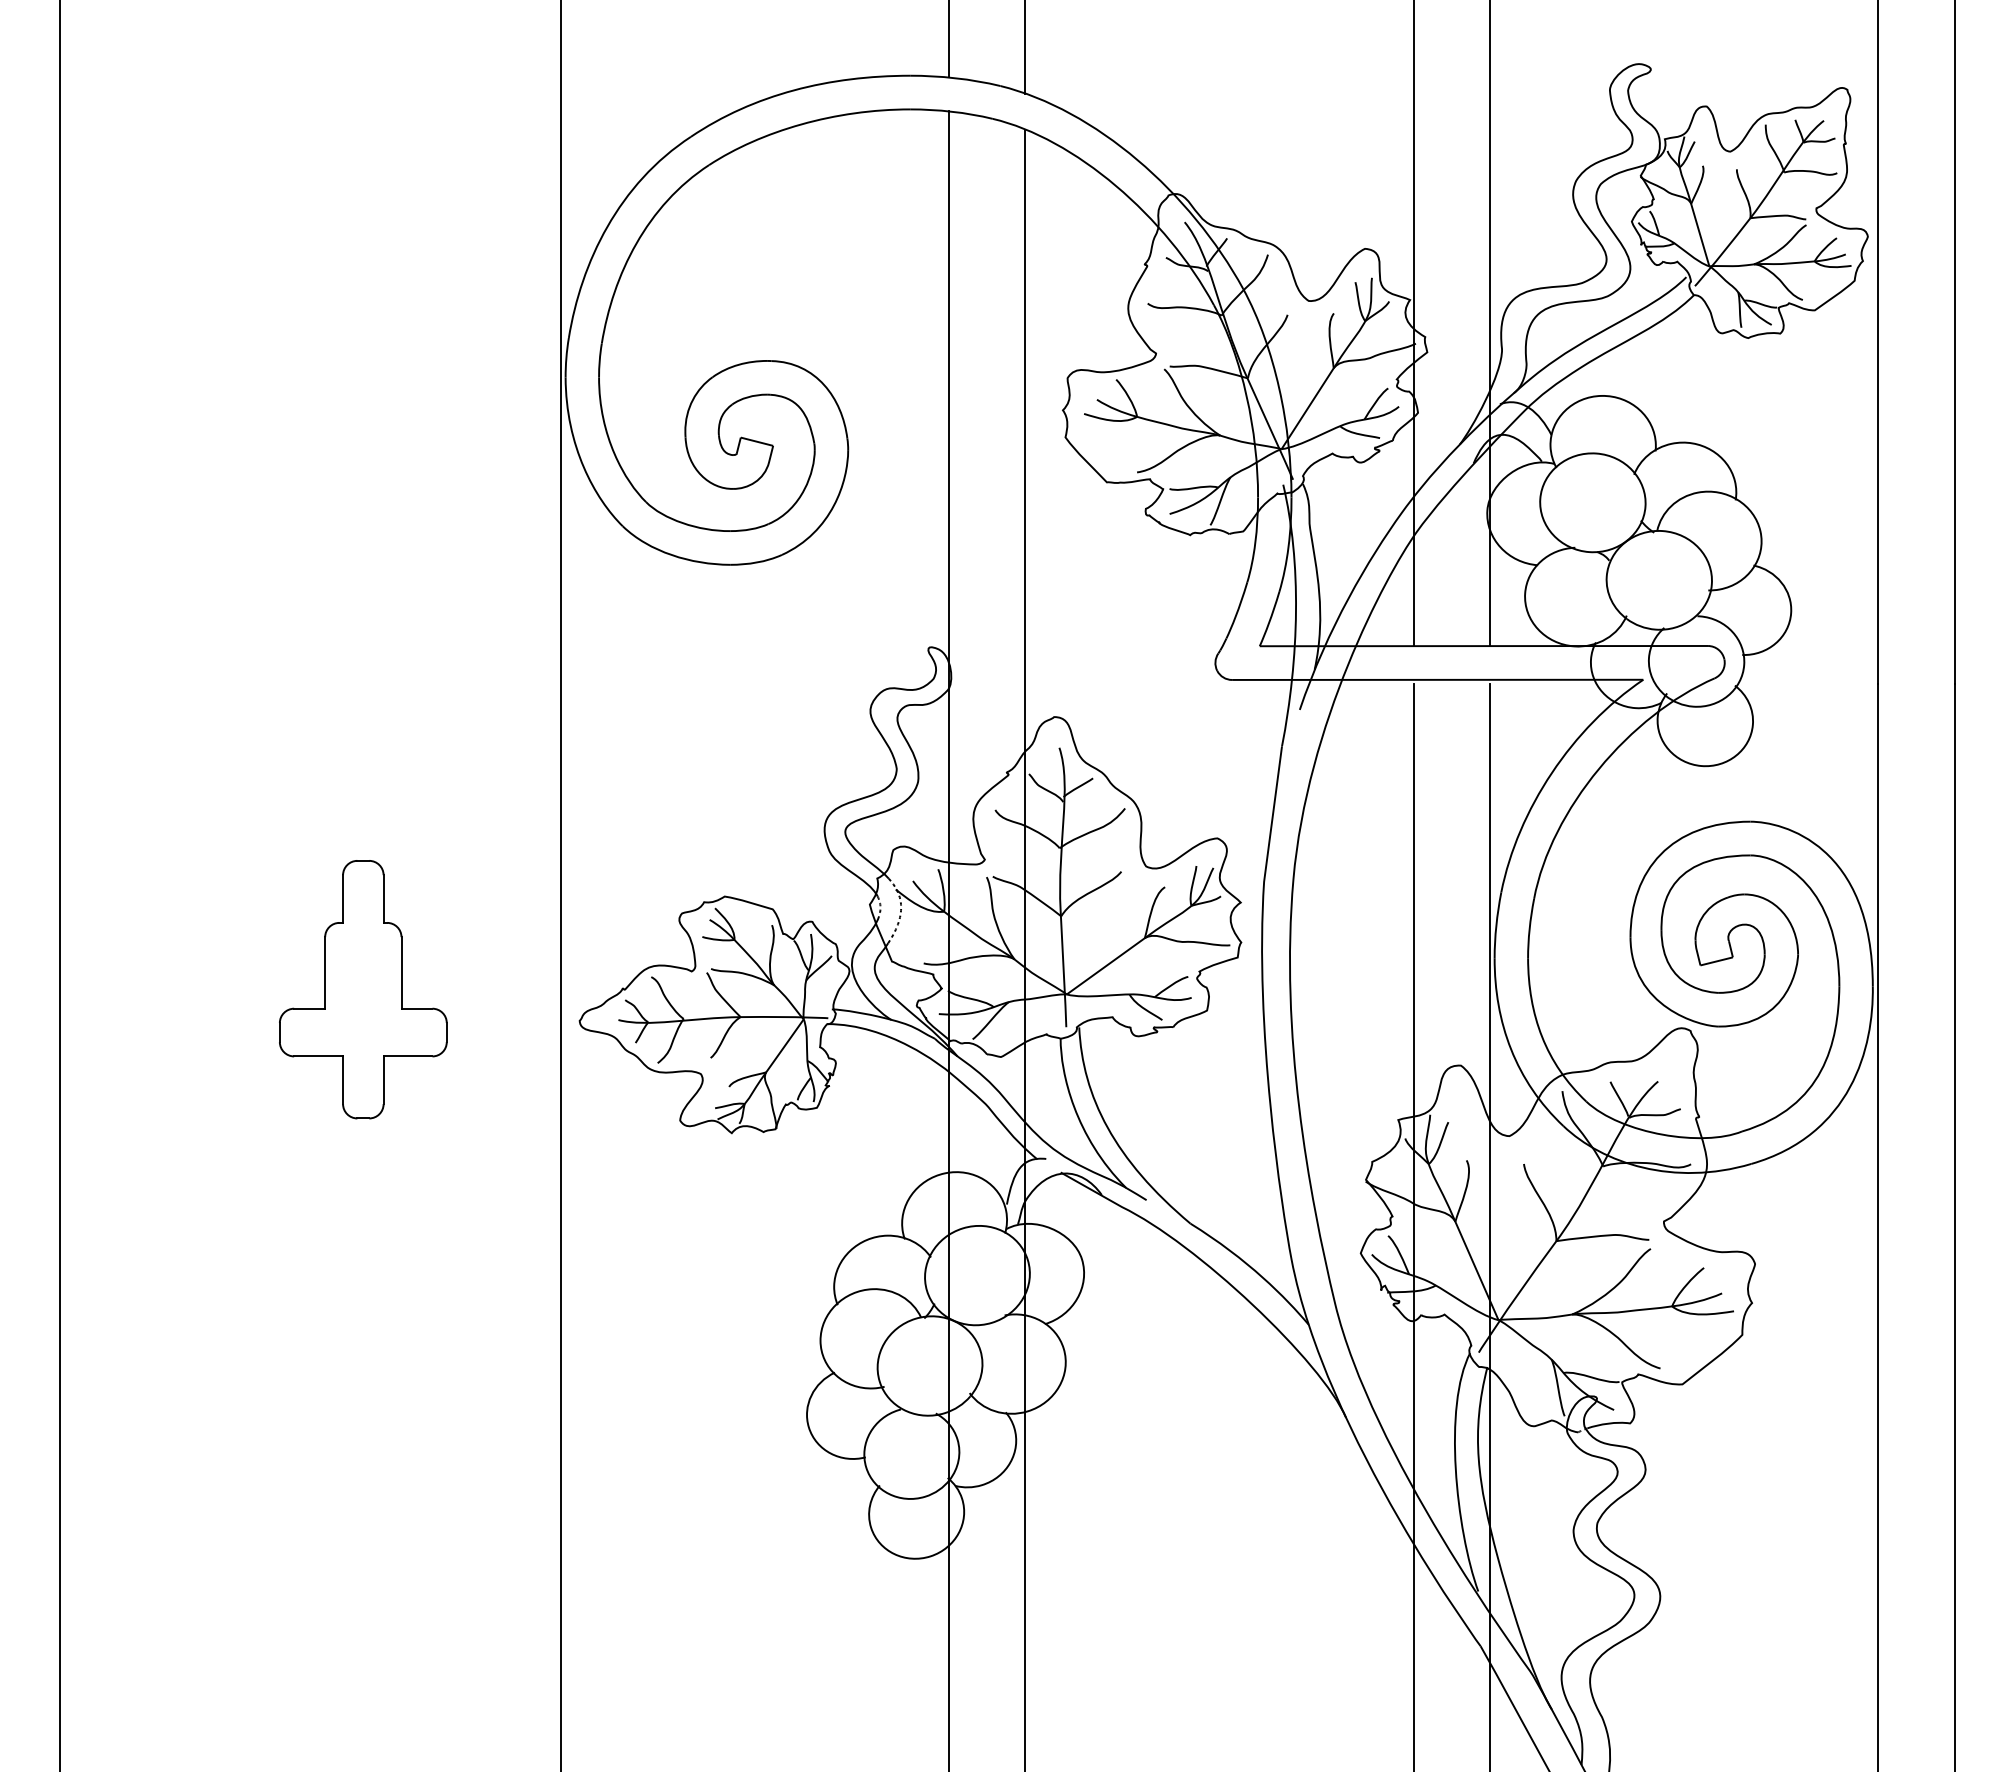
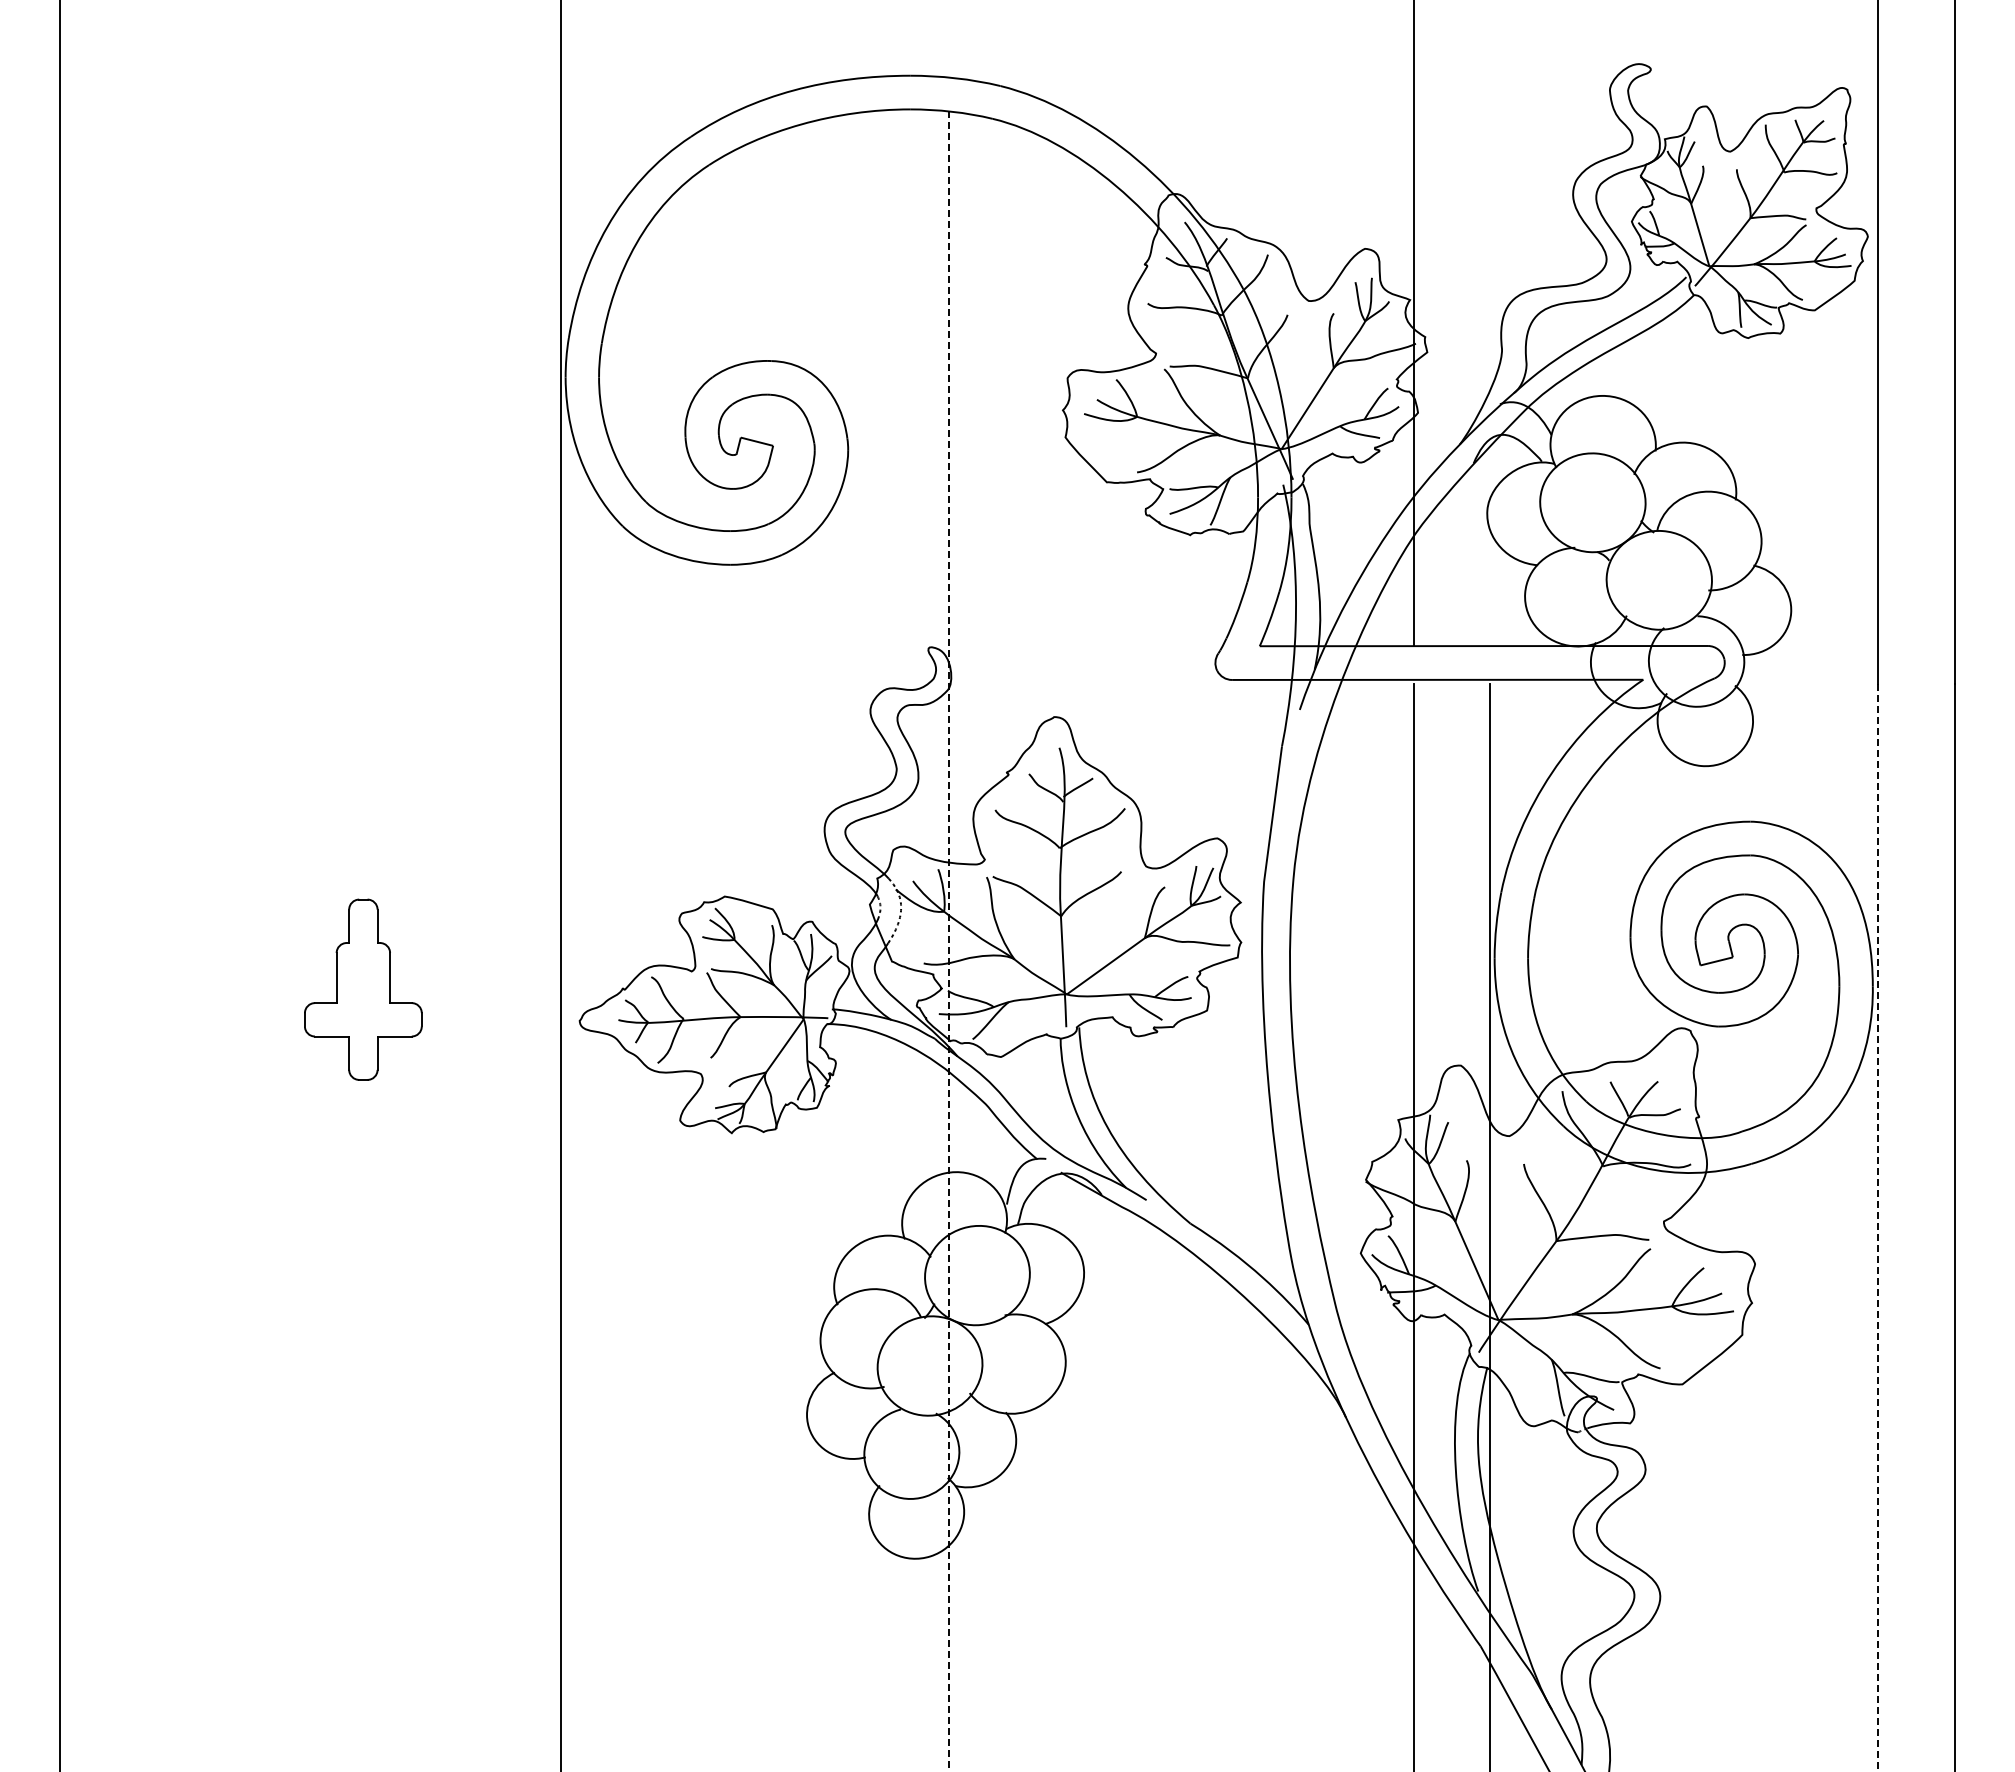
line: present -> none (949, 39)
line: present -> none (1025, 47)
line: present -> none (1490, 324)
line: solid -> dashed (949, 941)
line: present -> none (1025, 948)
part size: 169x260 px -> 119x183 px (363, 989)
line: solid -> dashed (1878, 1228)
